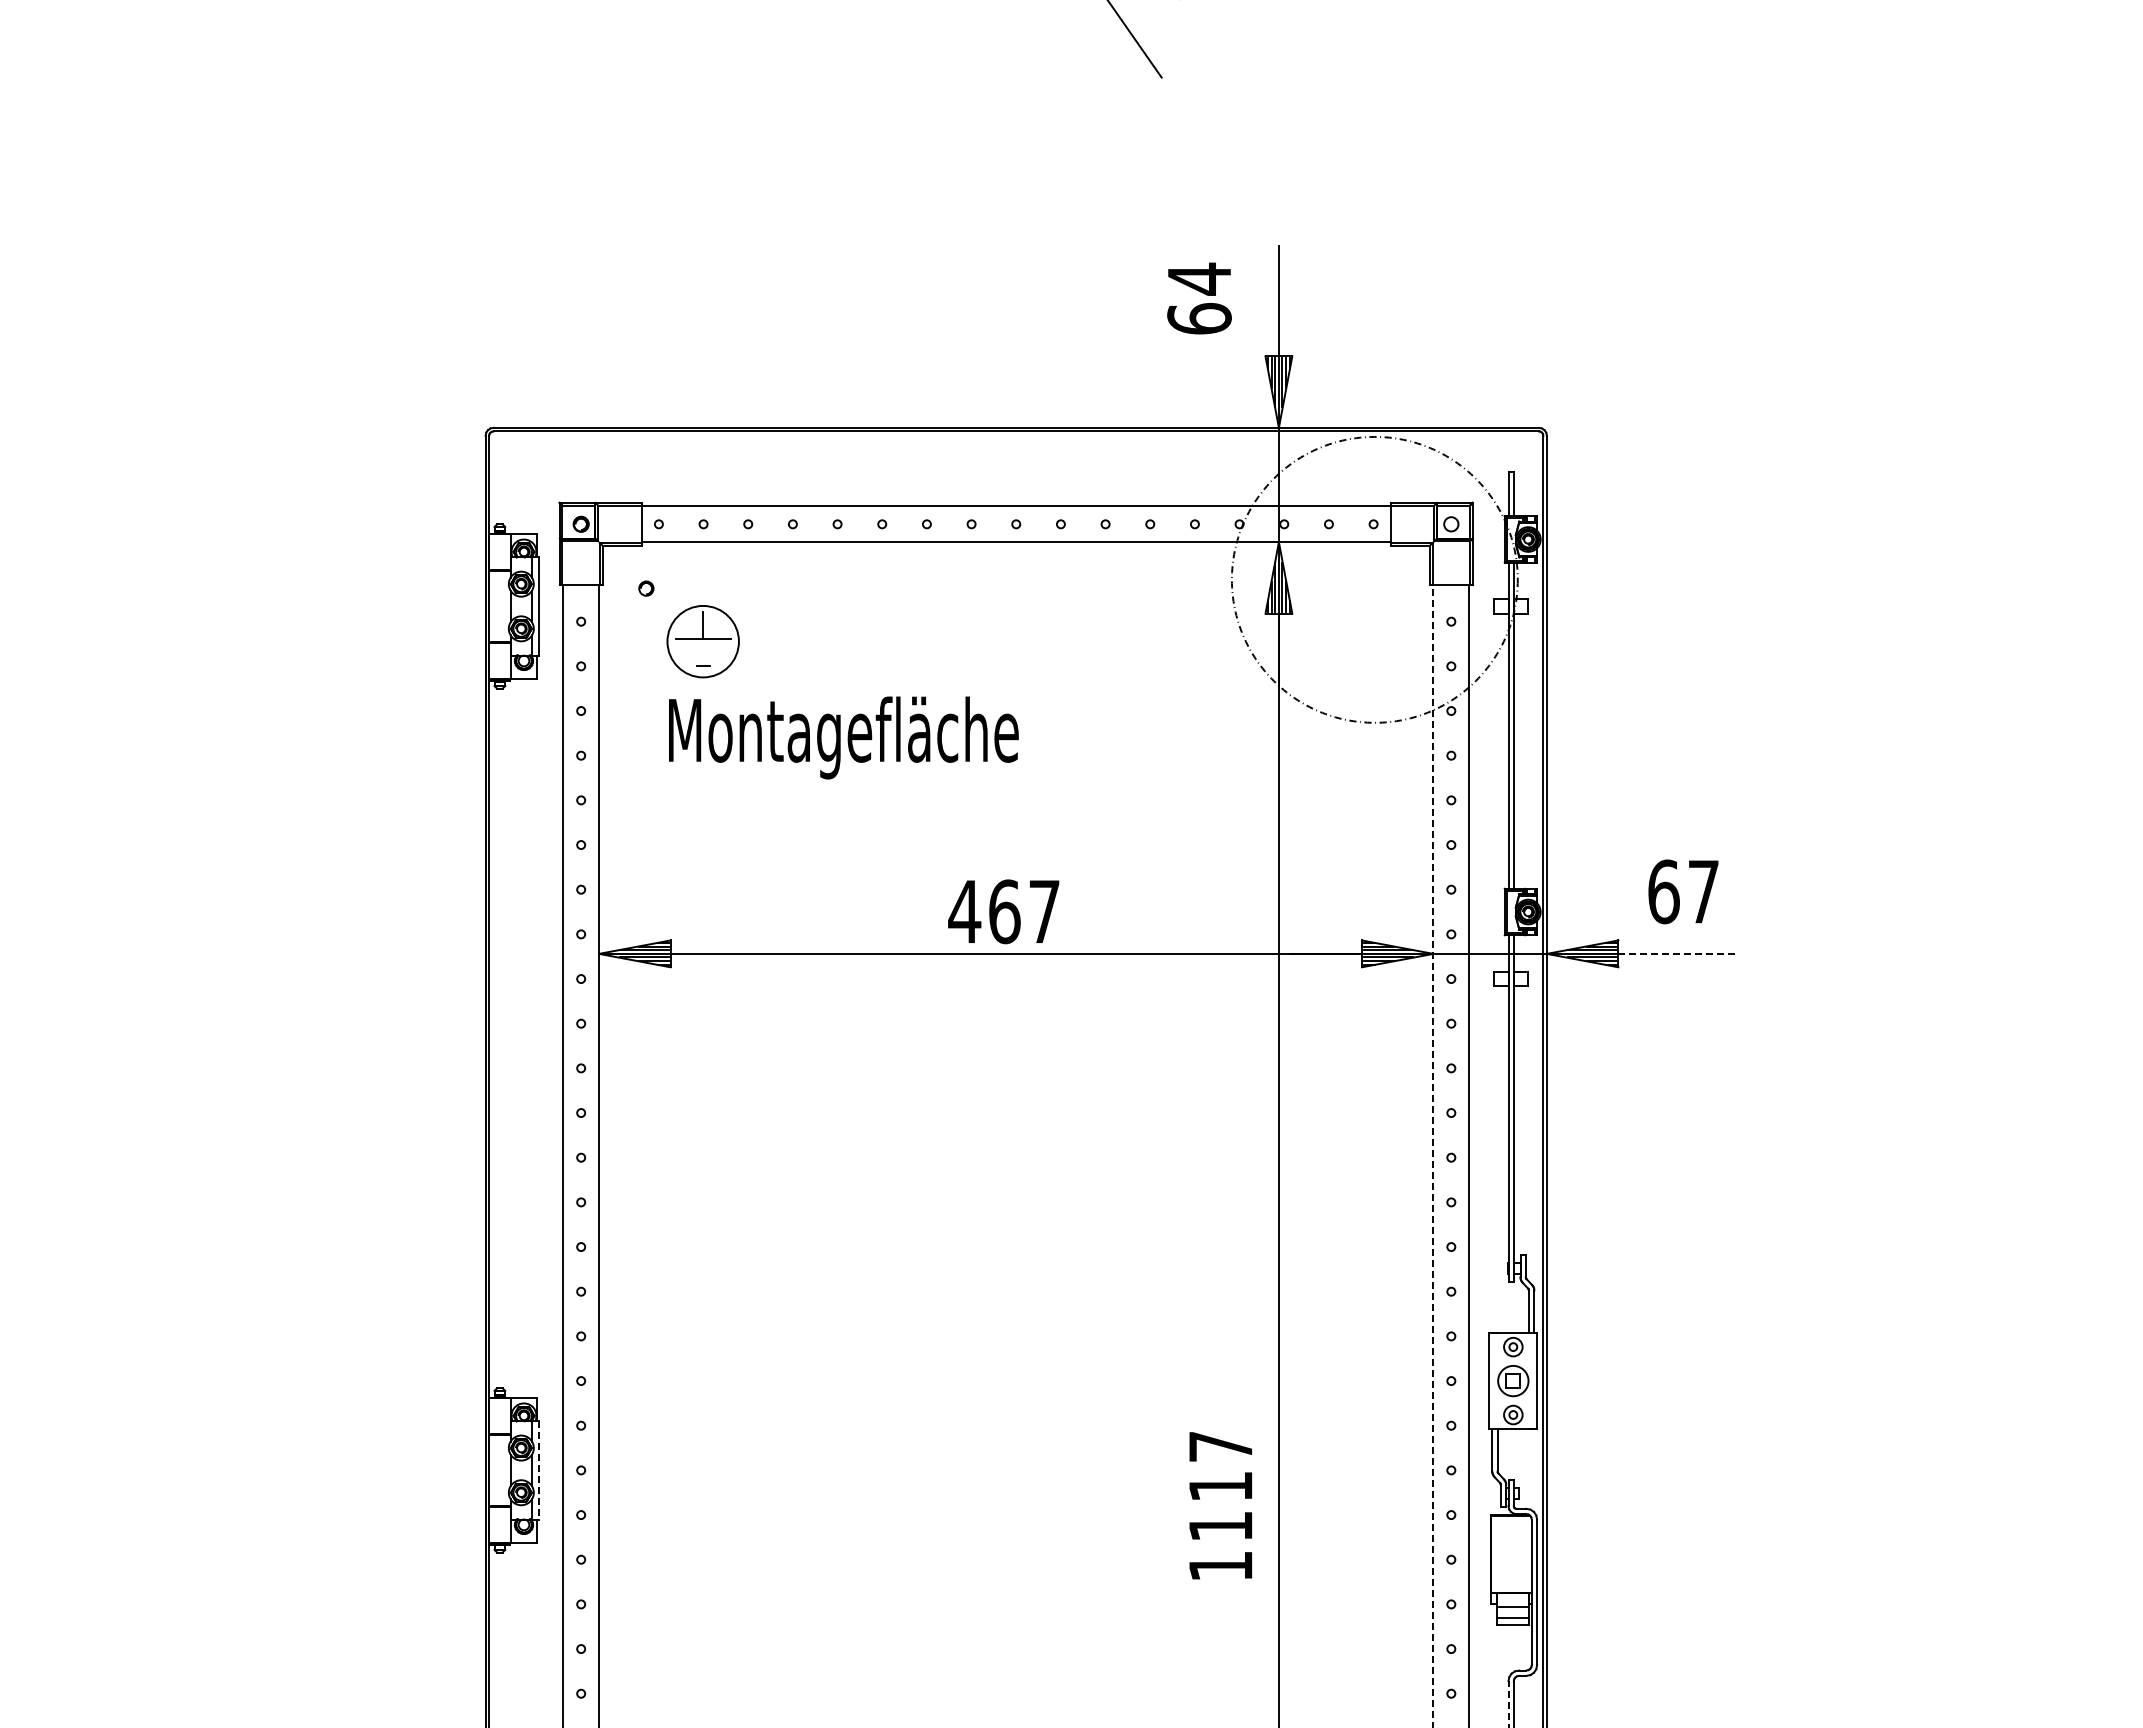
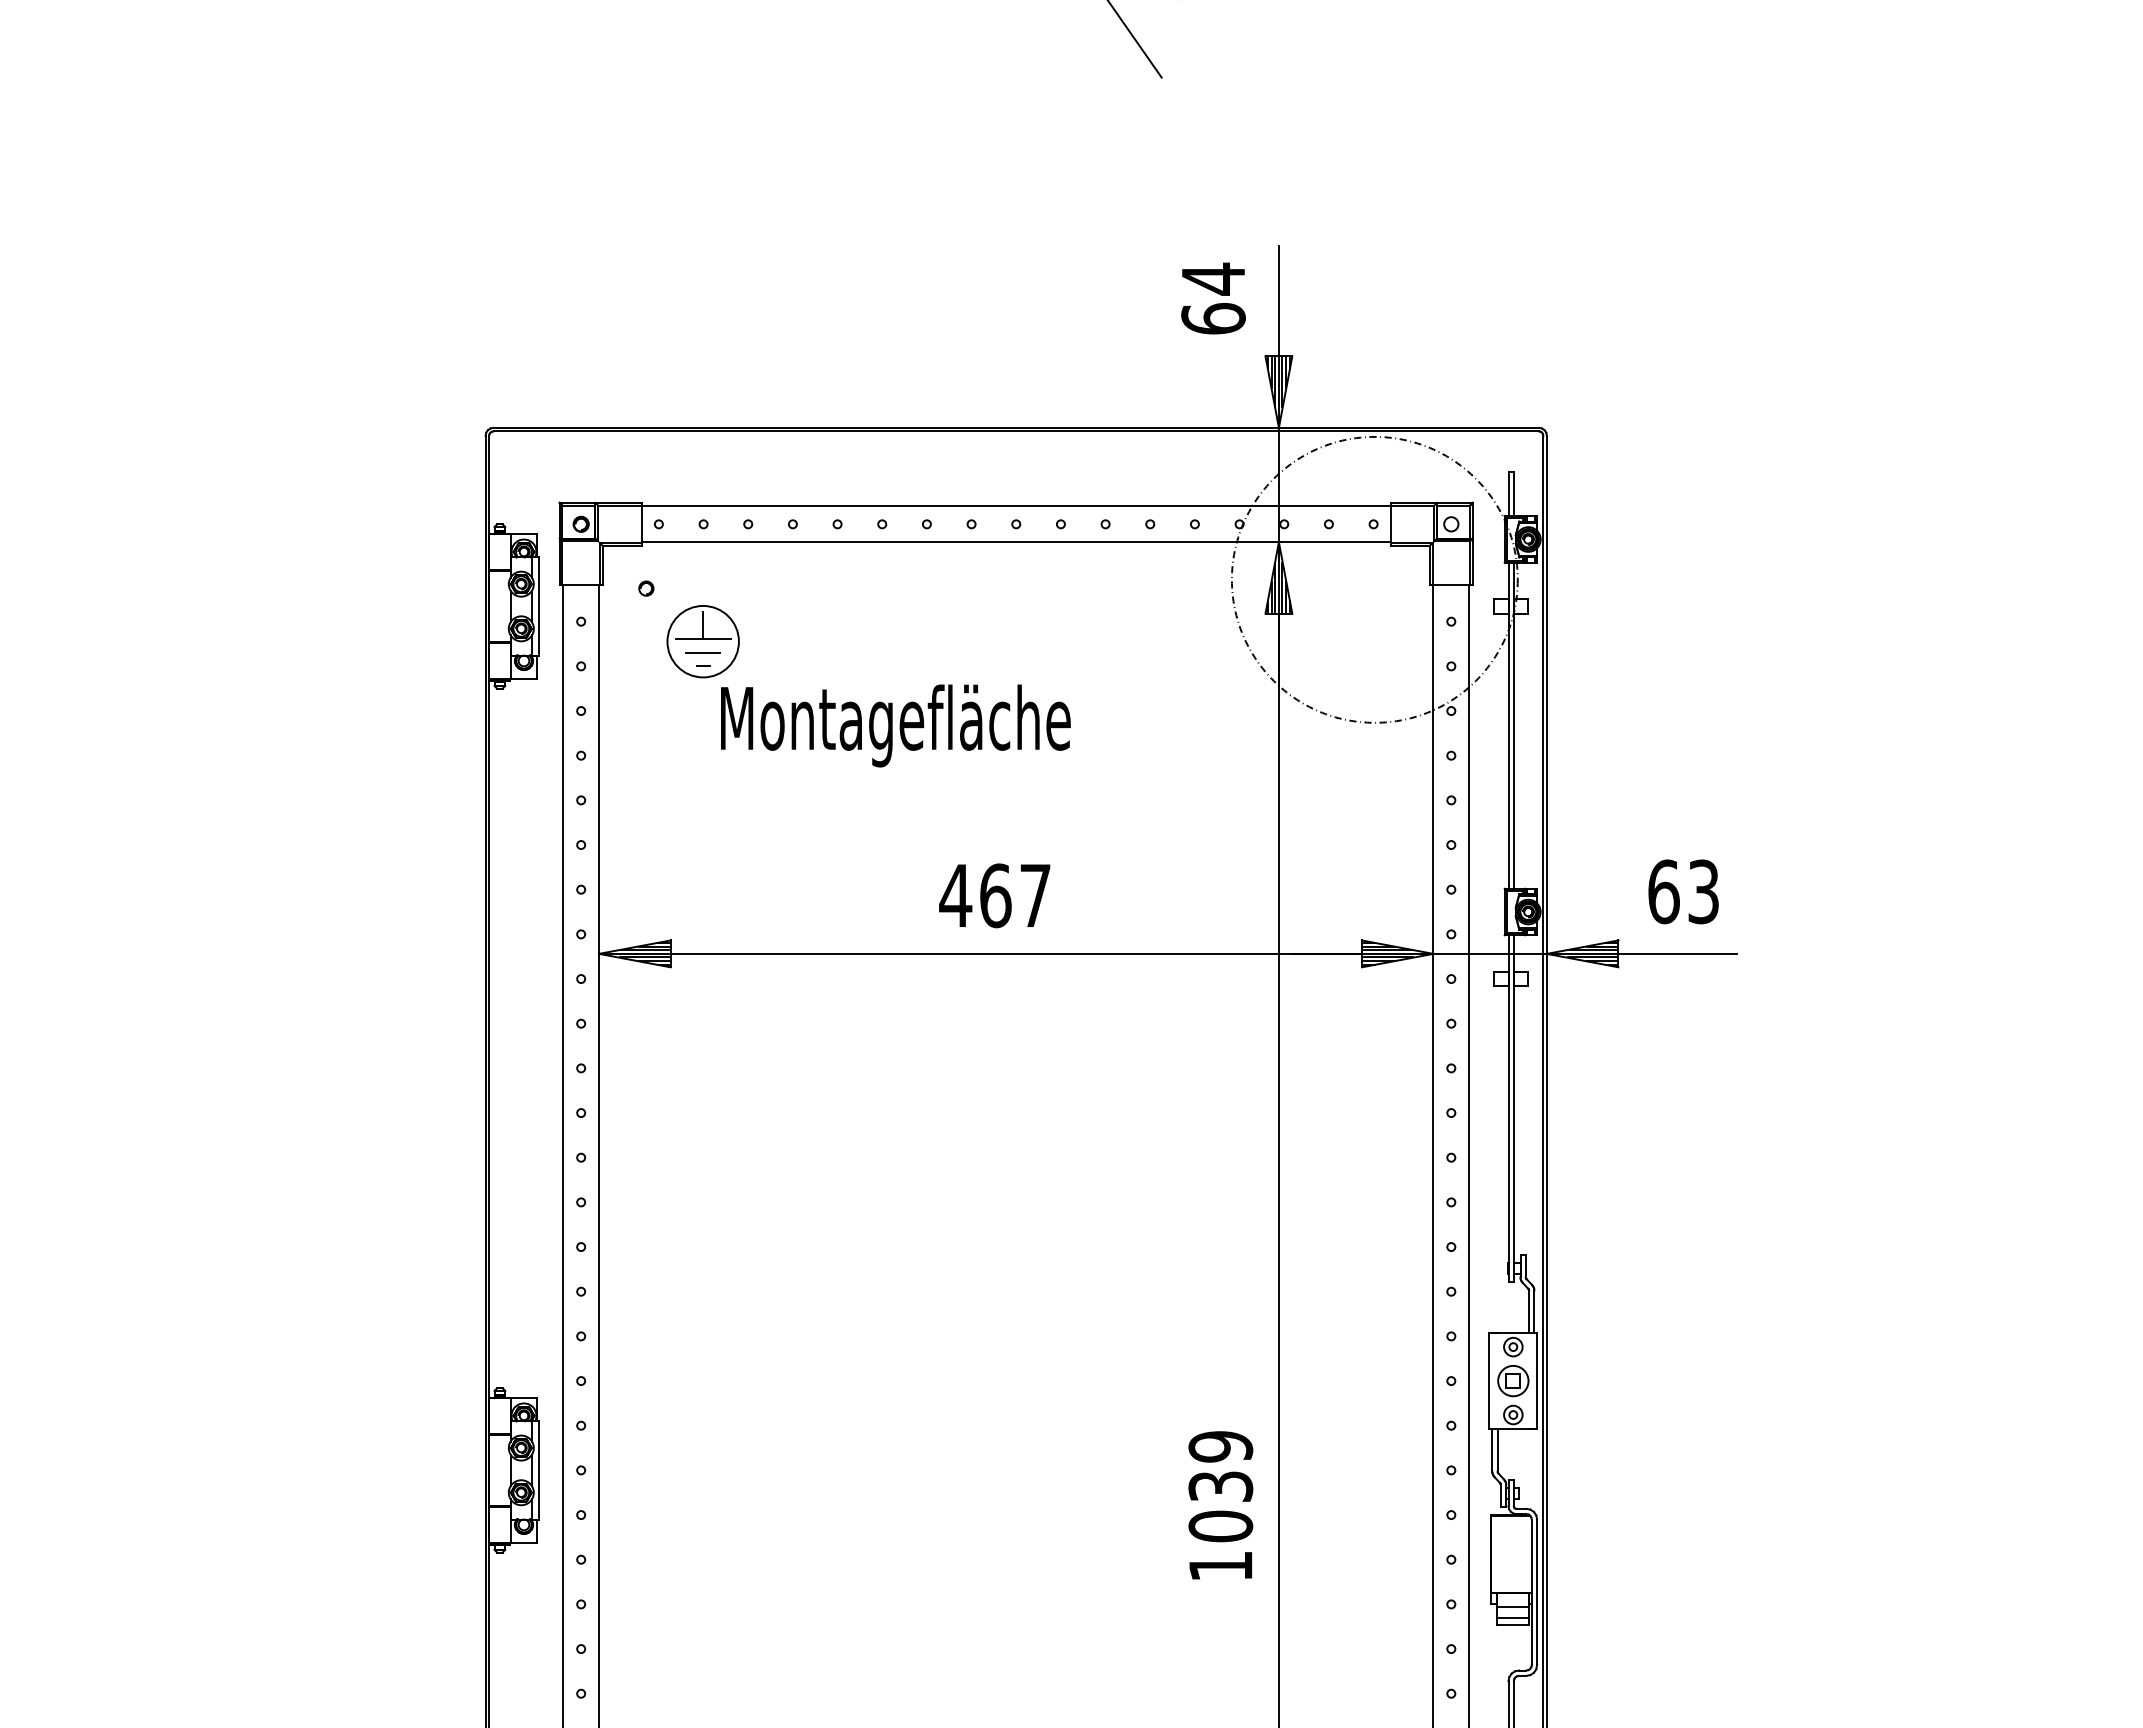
text position: (1199, 298) -> (1213, 298) (1213, 298)
line: none -> present (702, 652)
text position: (843, 737) -> (895, 725) (895, 725)
text: 67 -> 63 (1703, 891)
text position: (1003, 911) -> (994, 895) (994, 895)
line: dashed -> solid (1678, 953)
line: dashed -> solid (1433, 1155)
line: dashed -> solid (539, 1470)
text: 1117 -> 1039 (1220, 1486)
line: dashed -> solid (1508, 1704)
